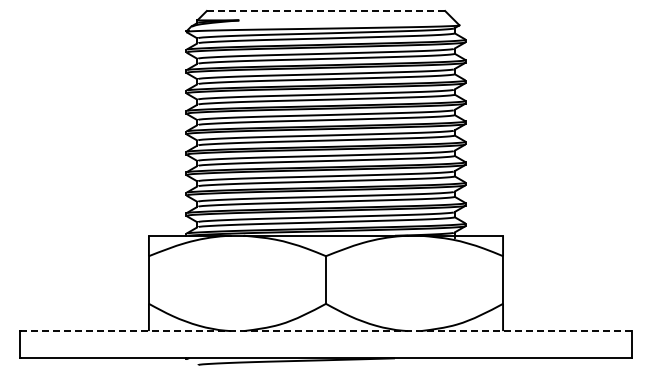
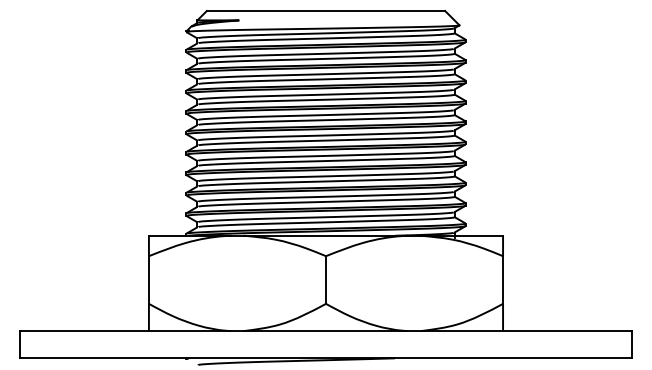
line: dashed -> solid (326, 11)
line: dashed -> solid (326, 331)
